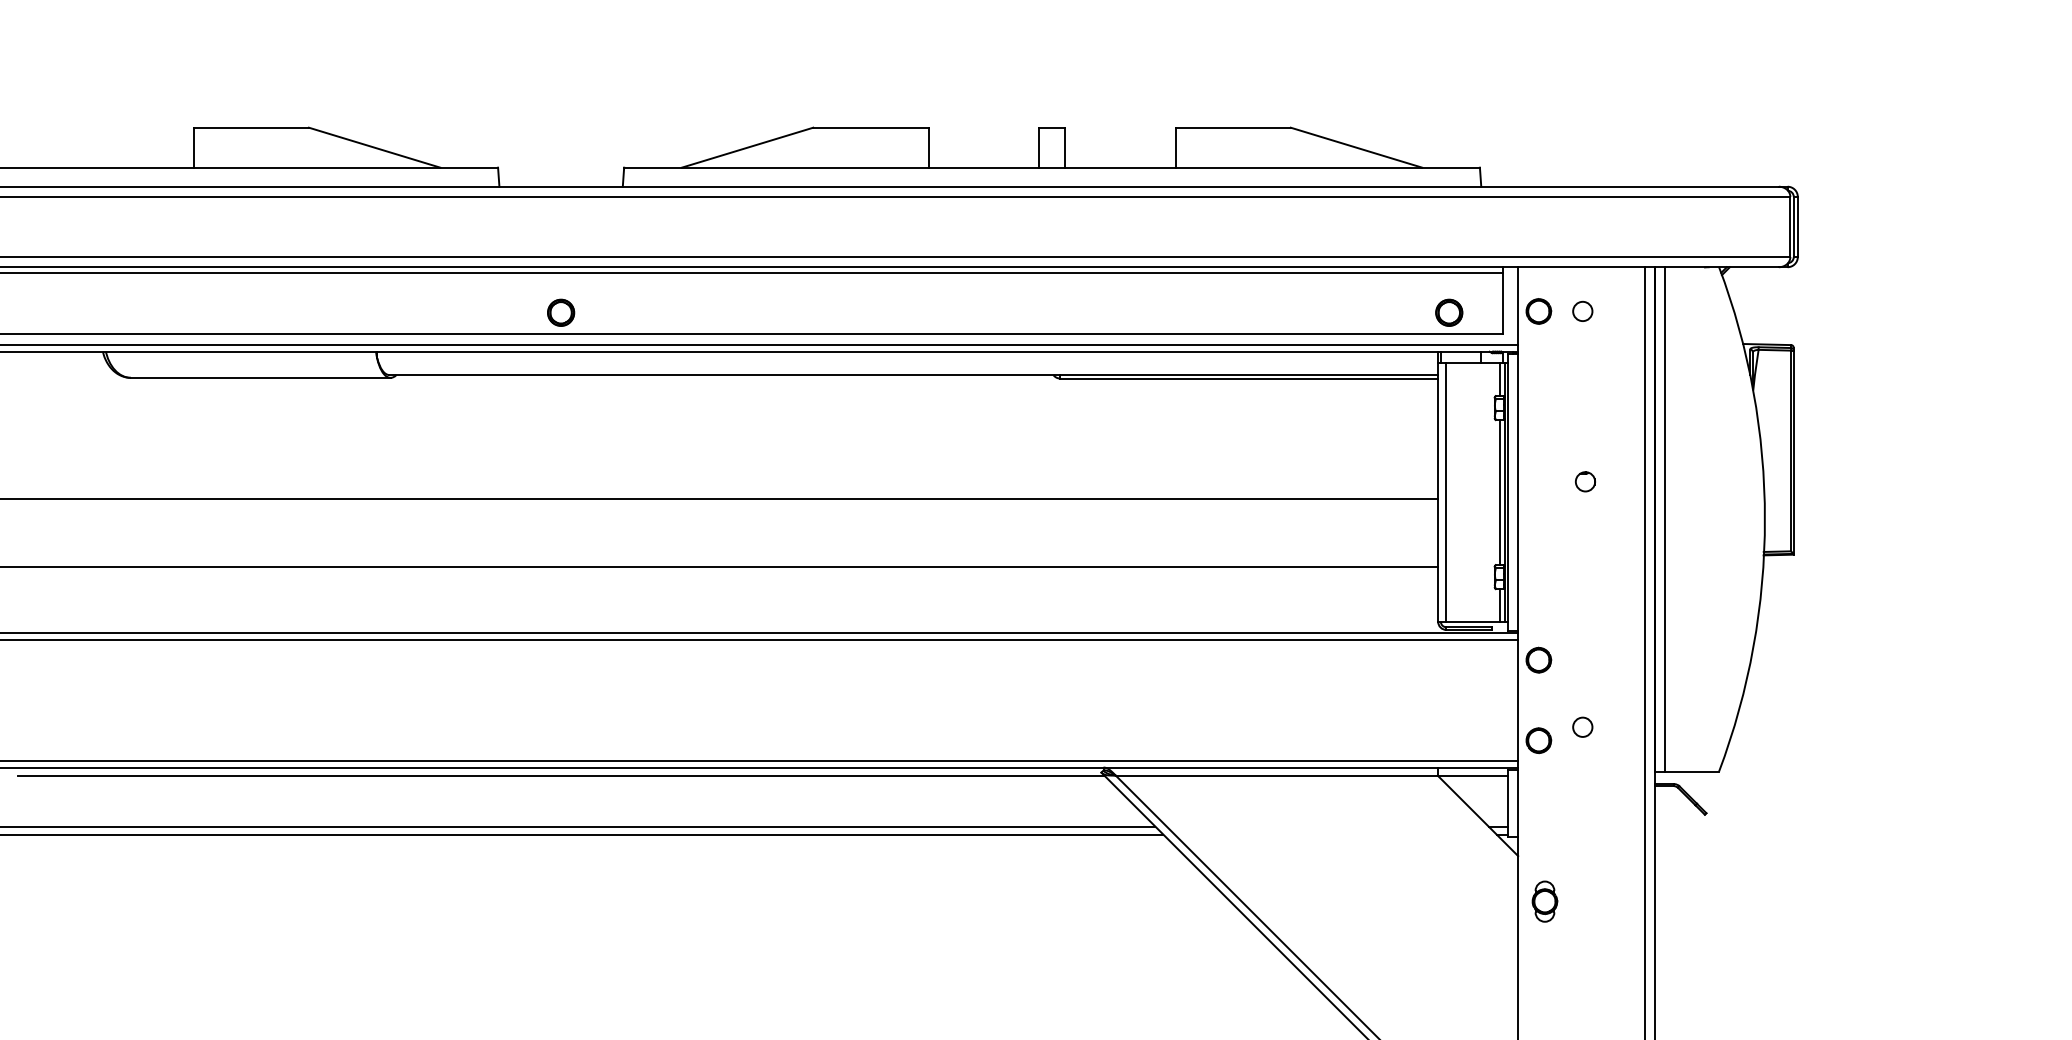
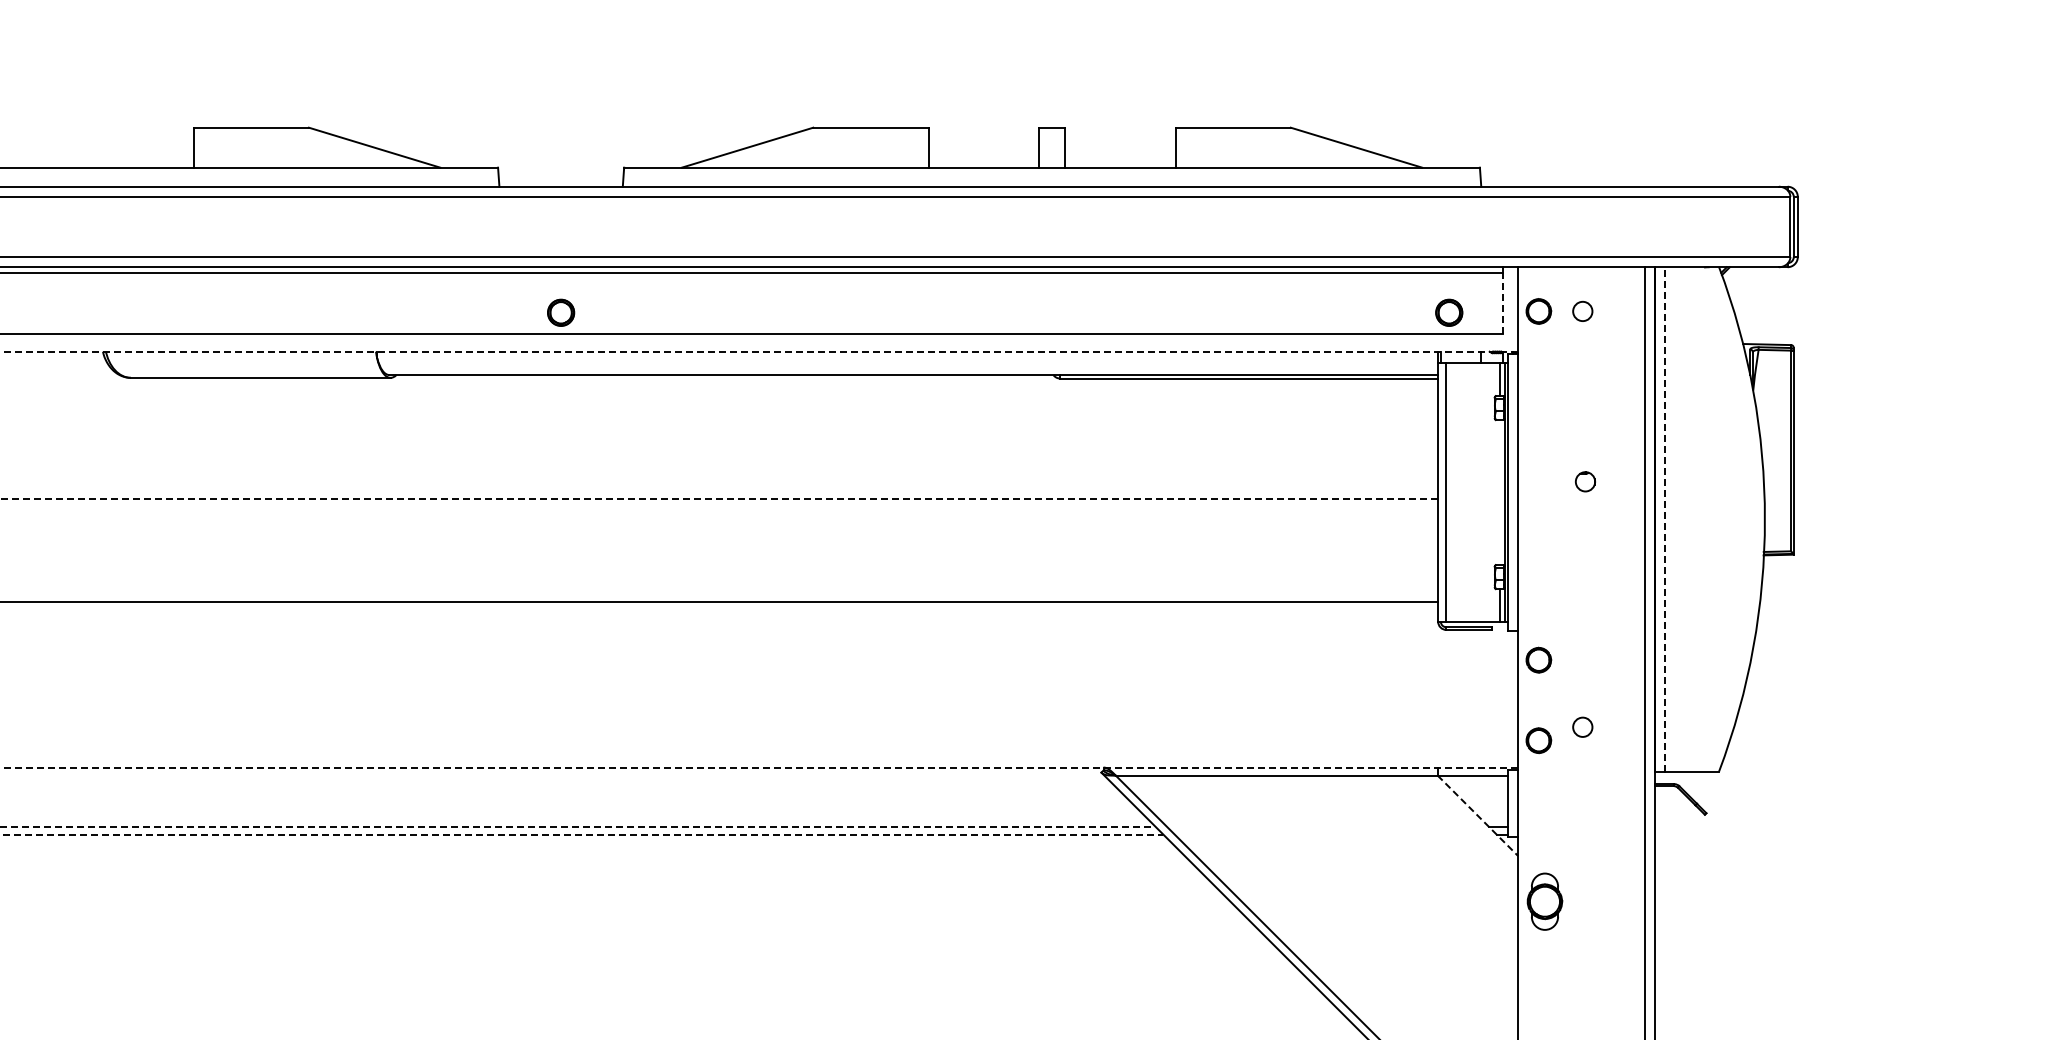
line: solid -> dashed (1502, 303)
line: present -> none (760, 344)
line: solid -> dashed (759, 351)
line: present -> none (1499, 492)
line: solid -> dashed (719, 498)
line: solid -> dashed (1665, 518)
line position: (720, 566) -> (720, 601) (720, 601)
line: present -> none (760, 633)
line: present -> none (760, 640)
line: present -> none (760, 760)
line: solid -> dashed (759, 767)
line: present -> none (560, 775)
line: solid -> dashed (1477, 815)
line: solid -> dashed (578, 826)
line: solid -> dashed (582, 834)
part size: 28x43 px -> 38x59 px (1544, 901)
